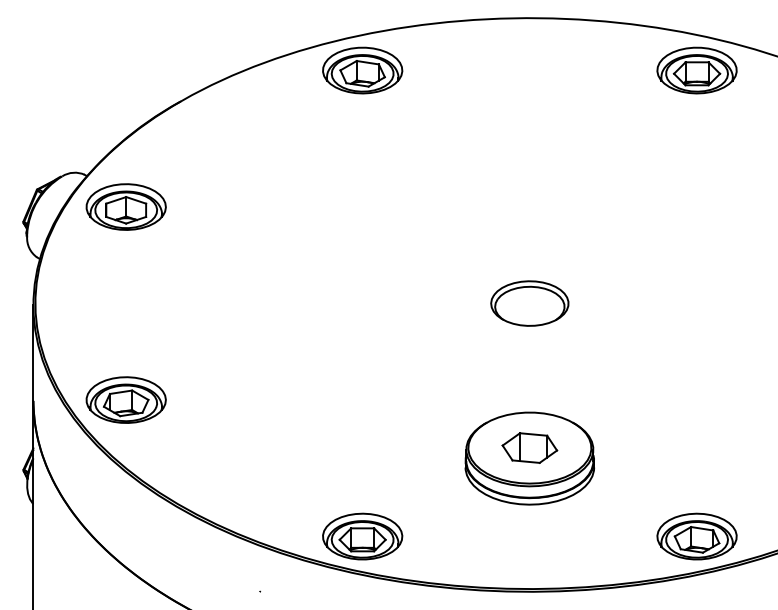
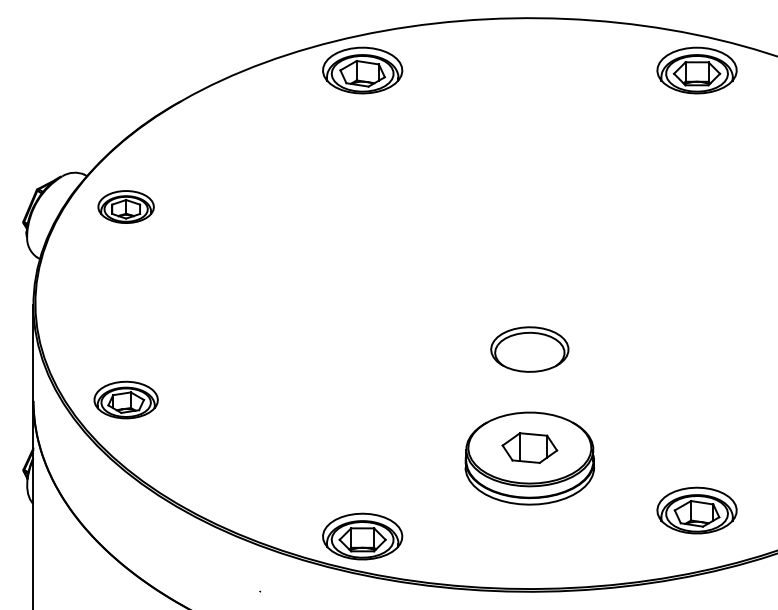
part size: 82x48 px -> 58x34 px (125, 206)
part position: (529, 303) -> (529, 349) (529, 349)
part size: 82x48 px -> 66x40 px (125, 399)
part position: (696, 536) -> (696, 510) (696, 510)
